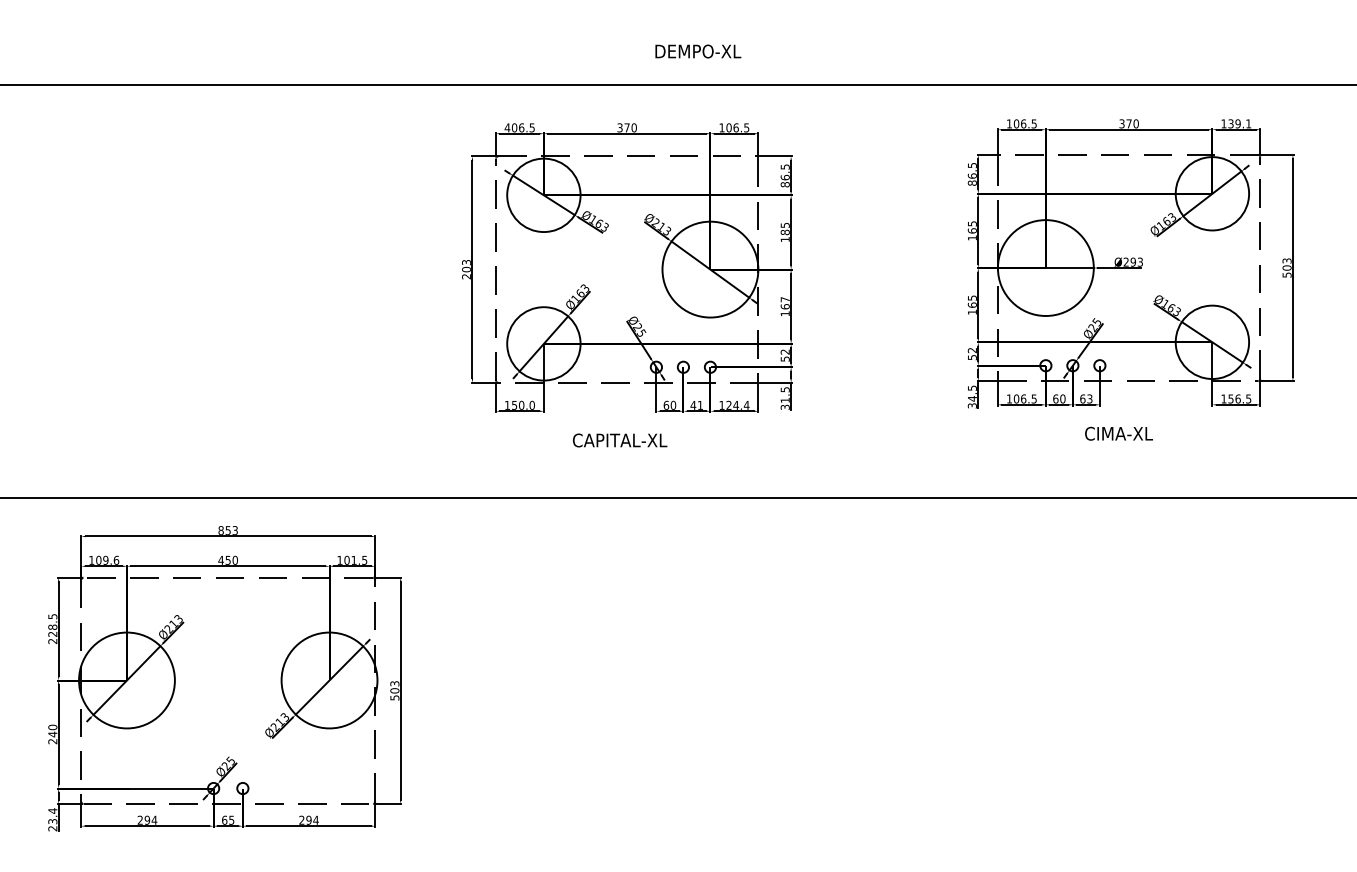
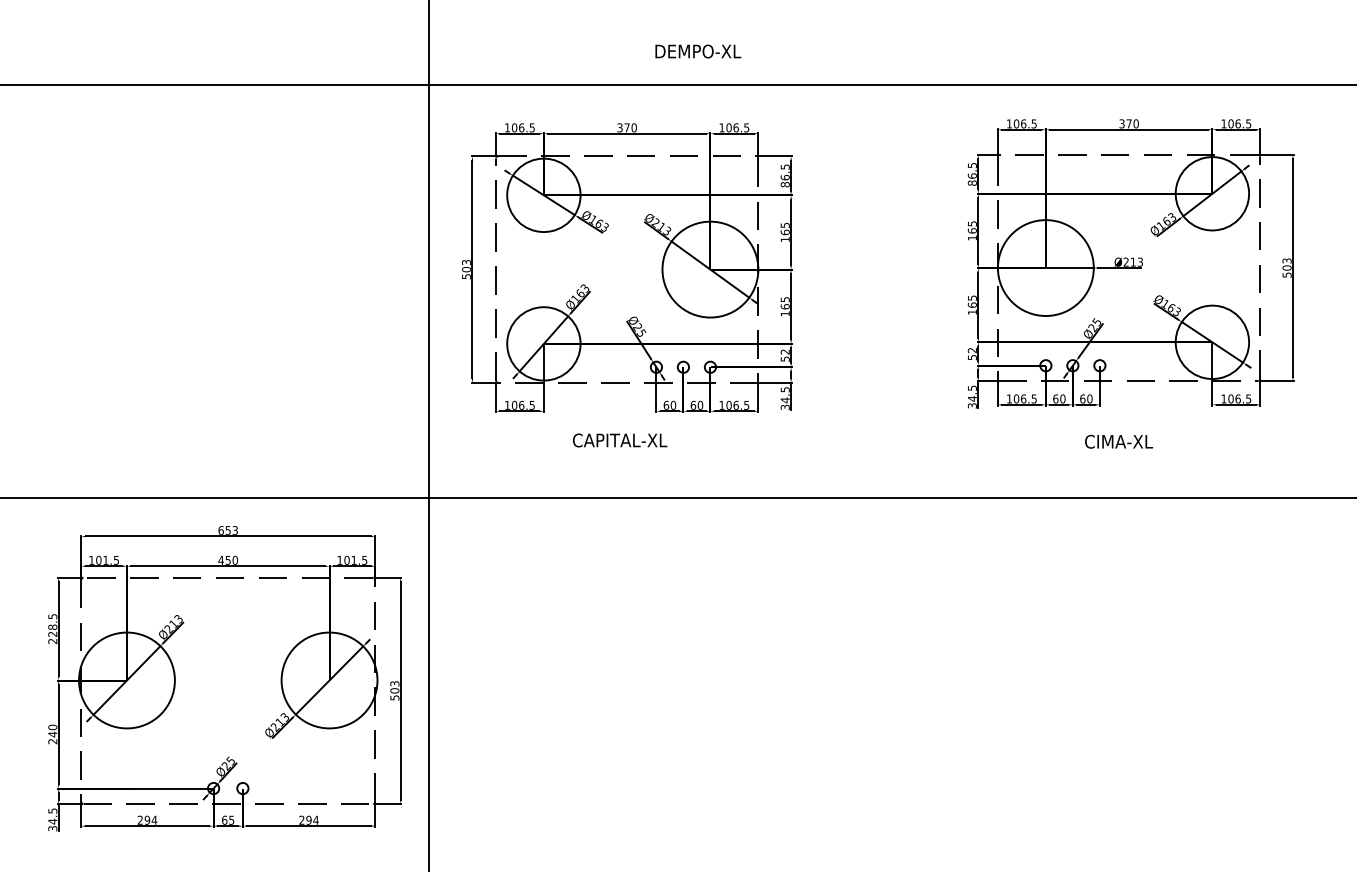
text: 139.1 -> 106.5 (1239, 123)
text: 406.5 -> 106.5 (507, 127)
text: 185 -> 165 (784, 232)
text: Ø293 -> Ø213 (1132, 261)
text: 203 -> 503 (466, 276)
text: 167 -> 165 (784, 299)
text: 63 -> 60 (1089, 398)
text: 156.5 -> 106.5 (1230, 398)
text: 31.5 -> 34.5 (784, 400)
text: 150.0 -> 106.5 (522, 404)
text: 41 -> 60 (696, 404)
text: 124.4 -> 106.5 (737, 404)
text position: (1118, 433) -> (1118, 441) (1118, 441)
line: none -> present (429, 435)
text: 853 -> 653 (220, 530)
text: 109.6 -> 101.5 (111, 559)
text: 23.4 -> 34.5 (52, 819)
